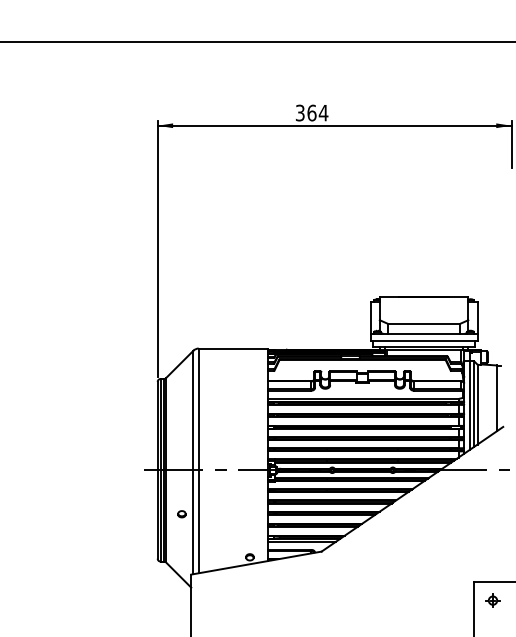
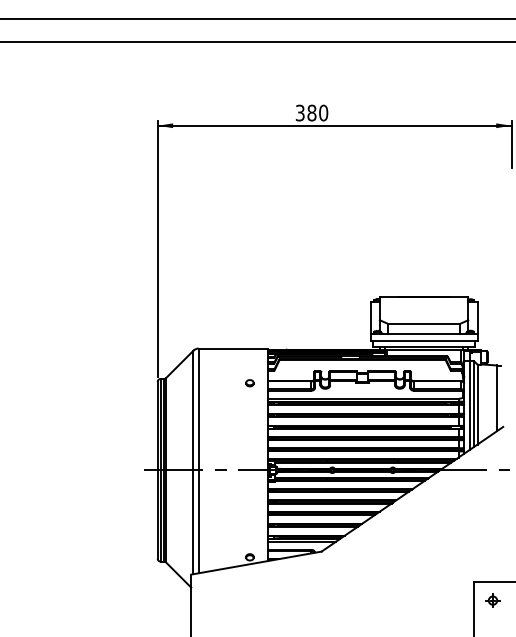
line: none -> present (257, 19)
text: 364 -> 380 (317, 112)
part position: (181, 514) -> (249, 383) (249, 383)
